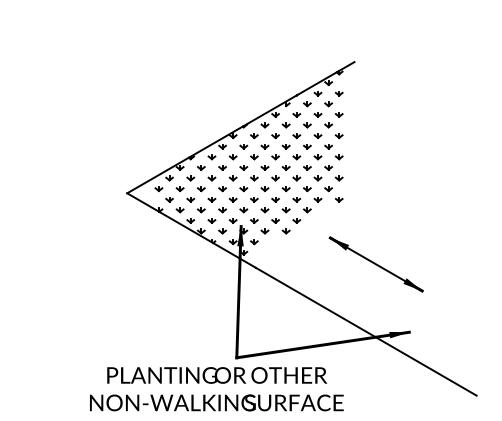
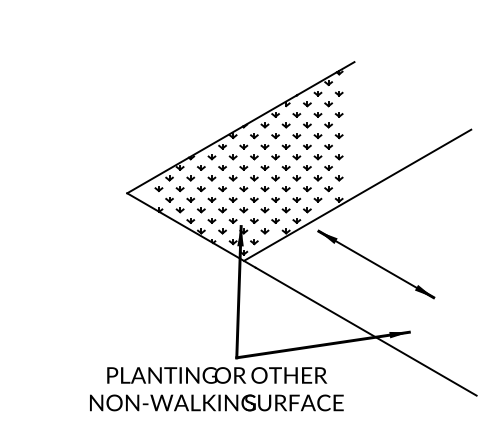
line: none -> present (357, 194)
part size: 96x57 px -> 119x71 px (376, 264)
